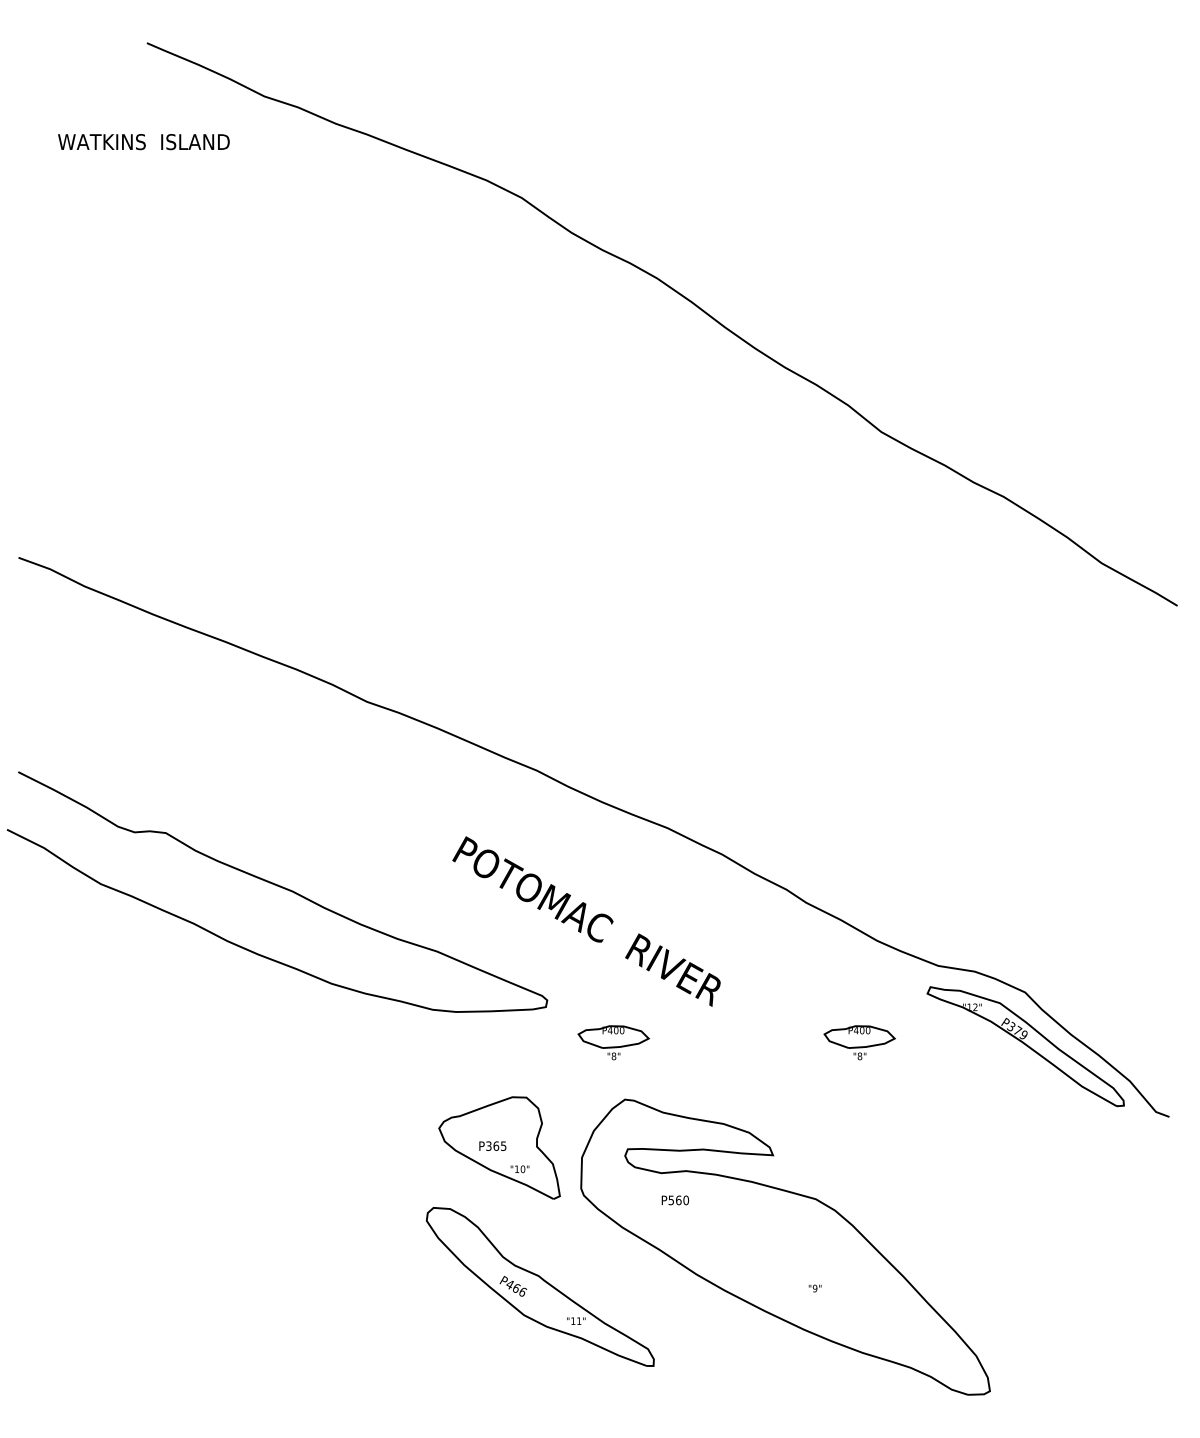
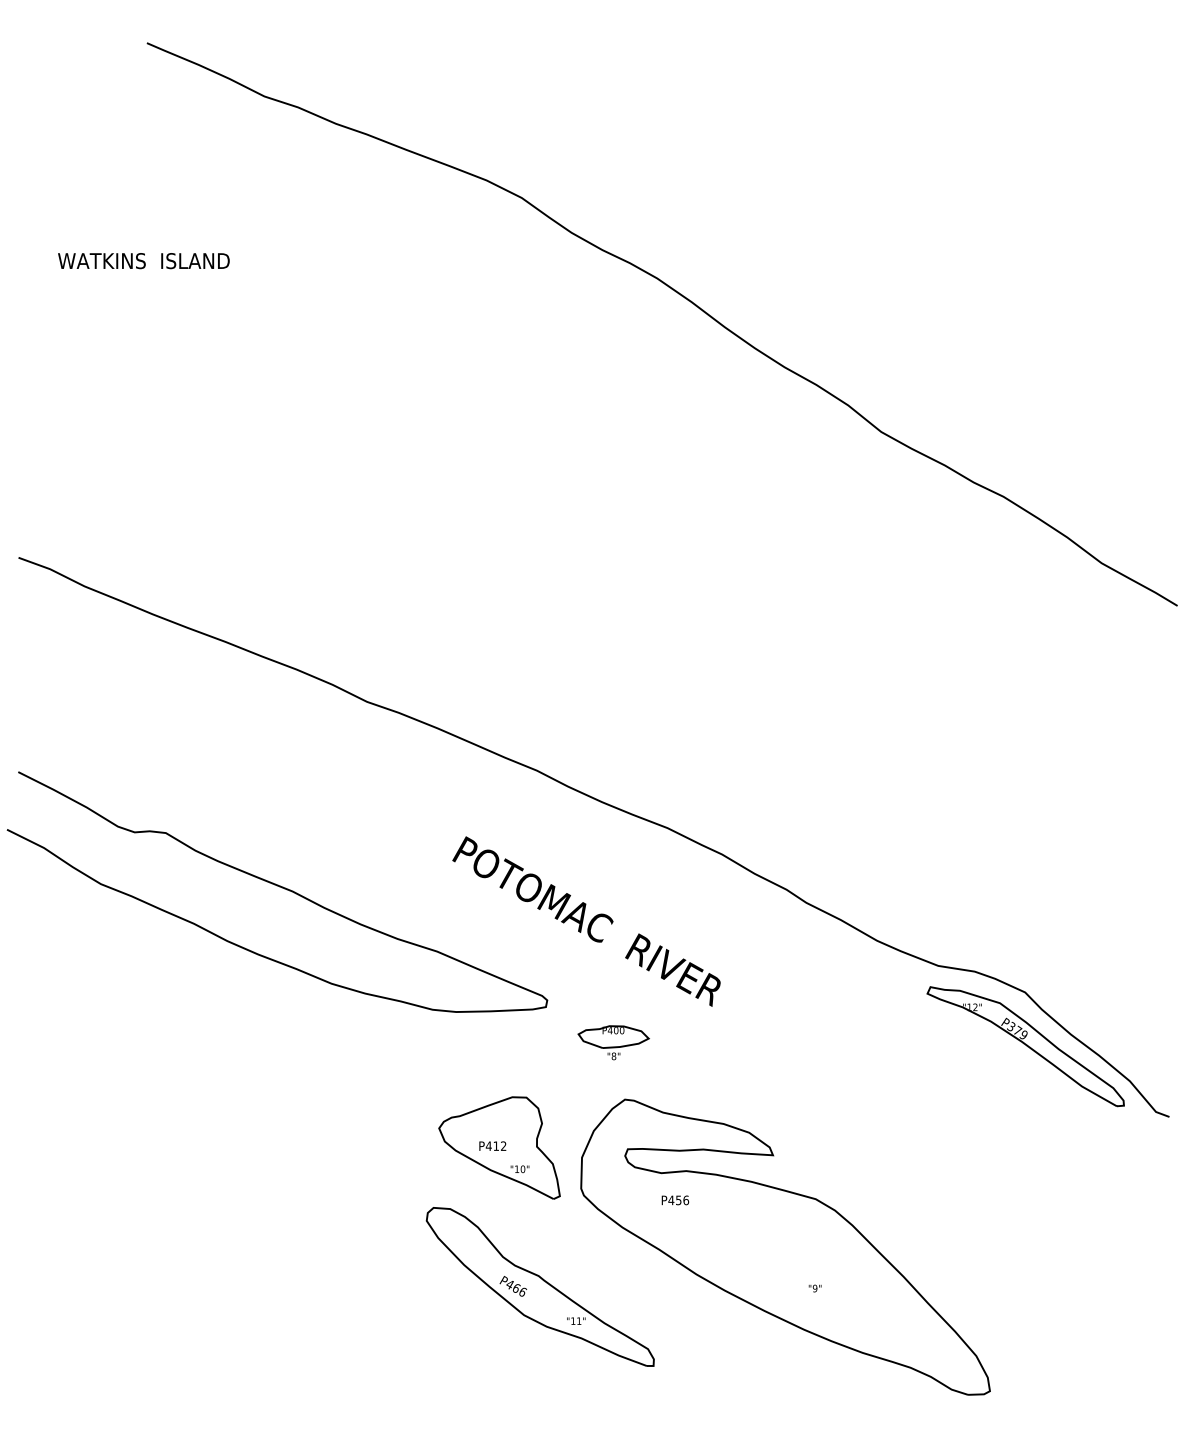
text position: (143, 142) -> (143, 261) (143, 261)
part: present -> none (859, 1042)
text: P365 -> P412 (495, 1145)
text: P560 -> P456 (678, 1200)
